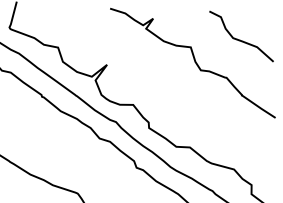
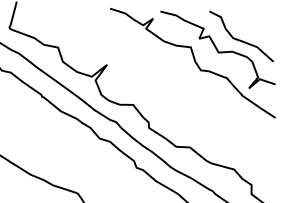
curve: none -> present (217, 49)
